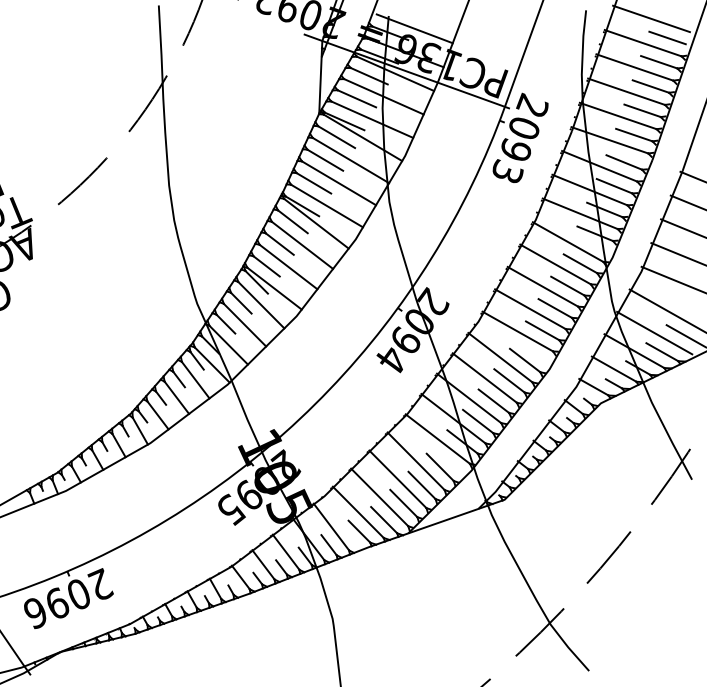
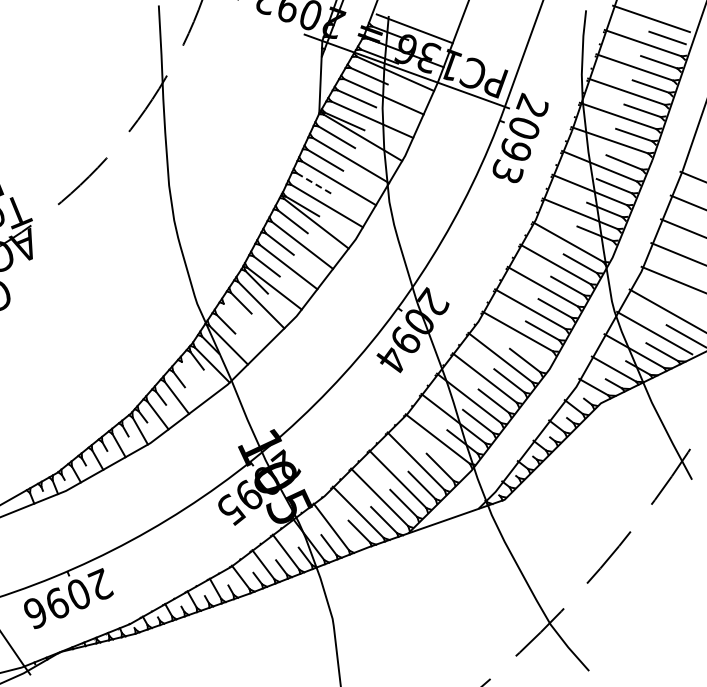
line: solid -> dashed (313, 183)
line: present -> none (244, 324)
line: present -> none (195, 379)
